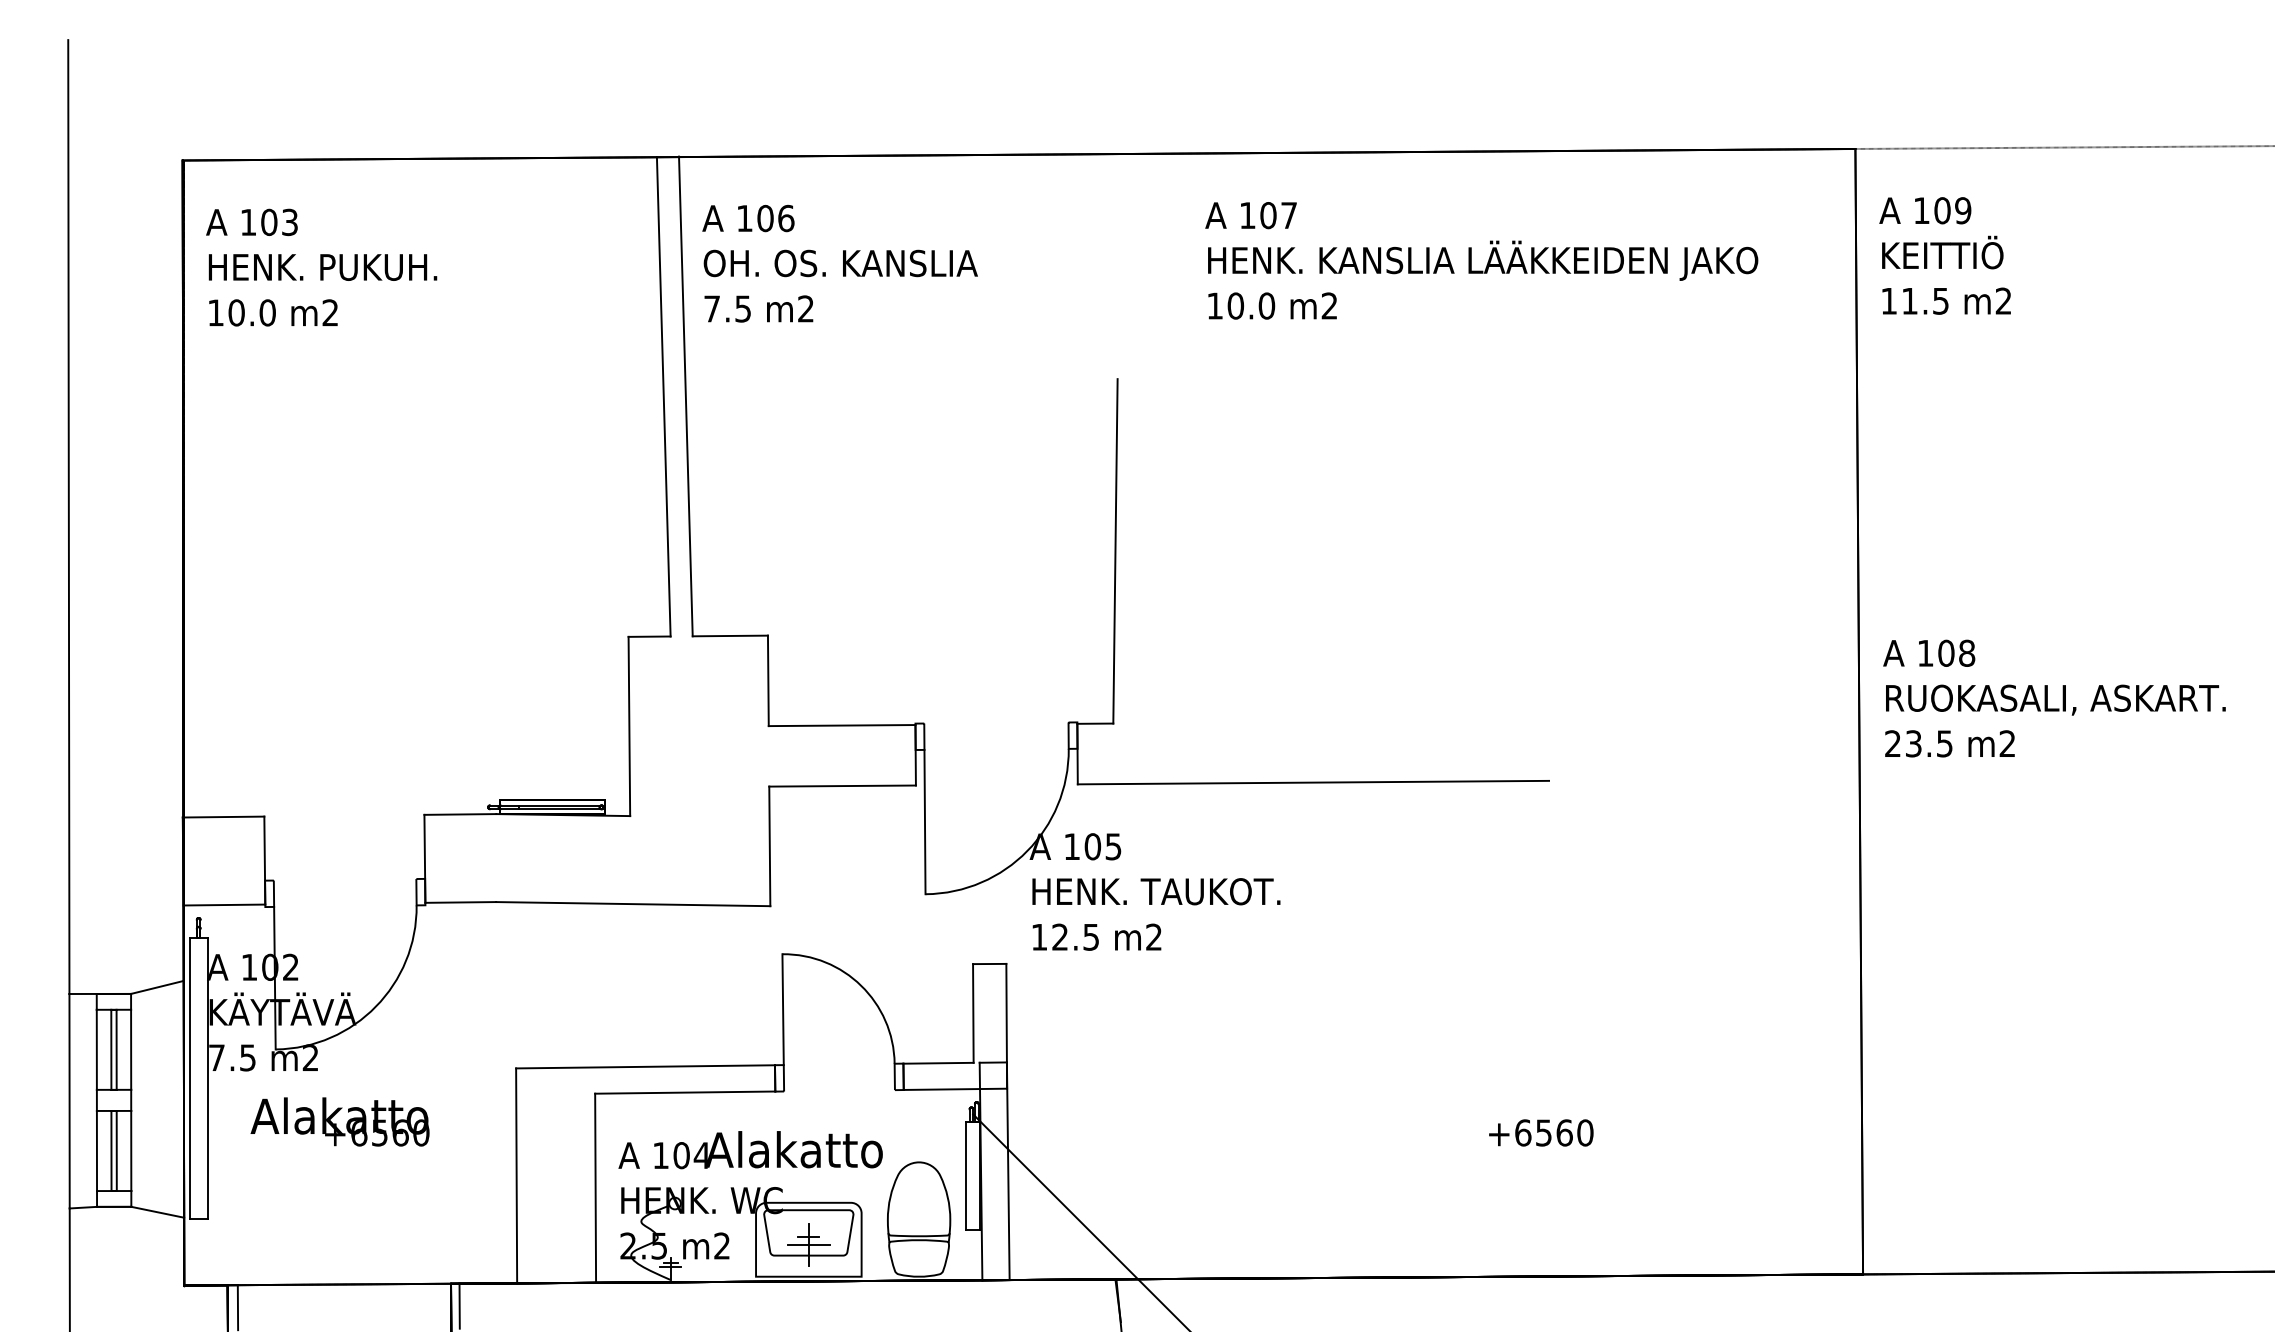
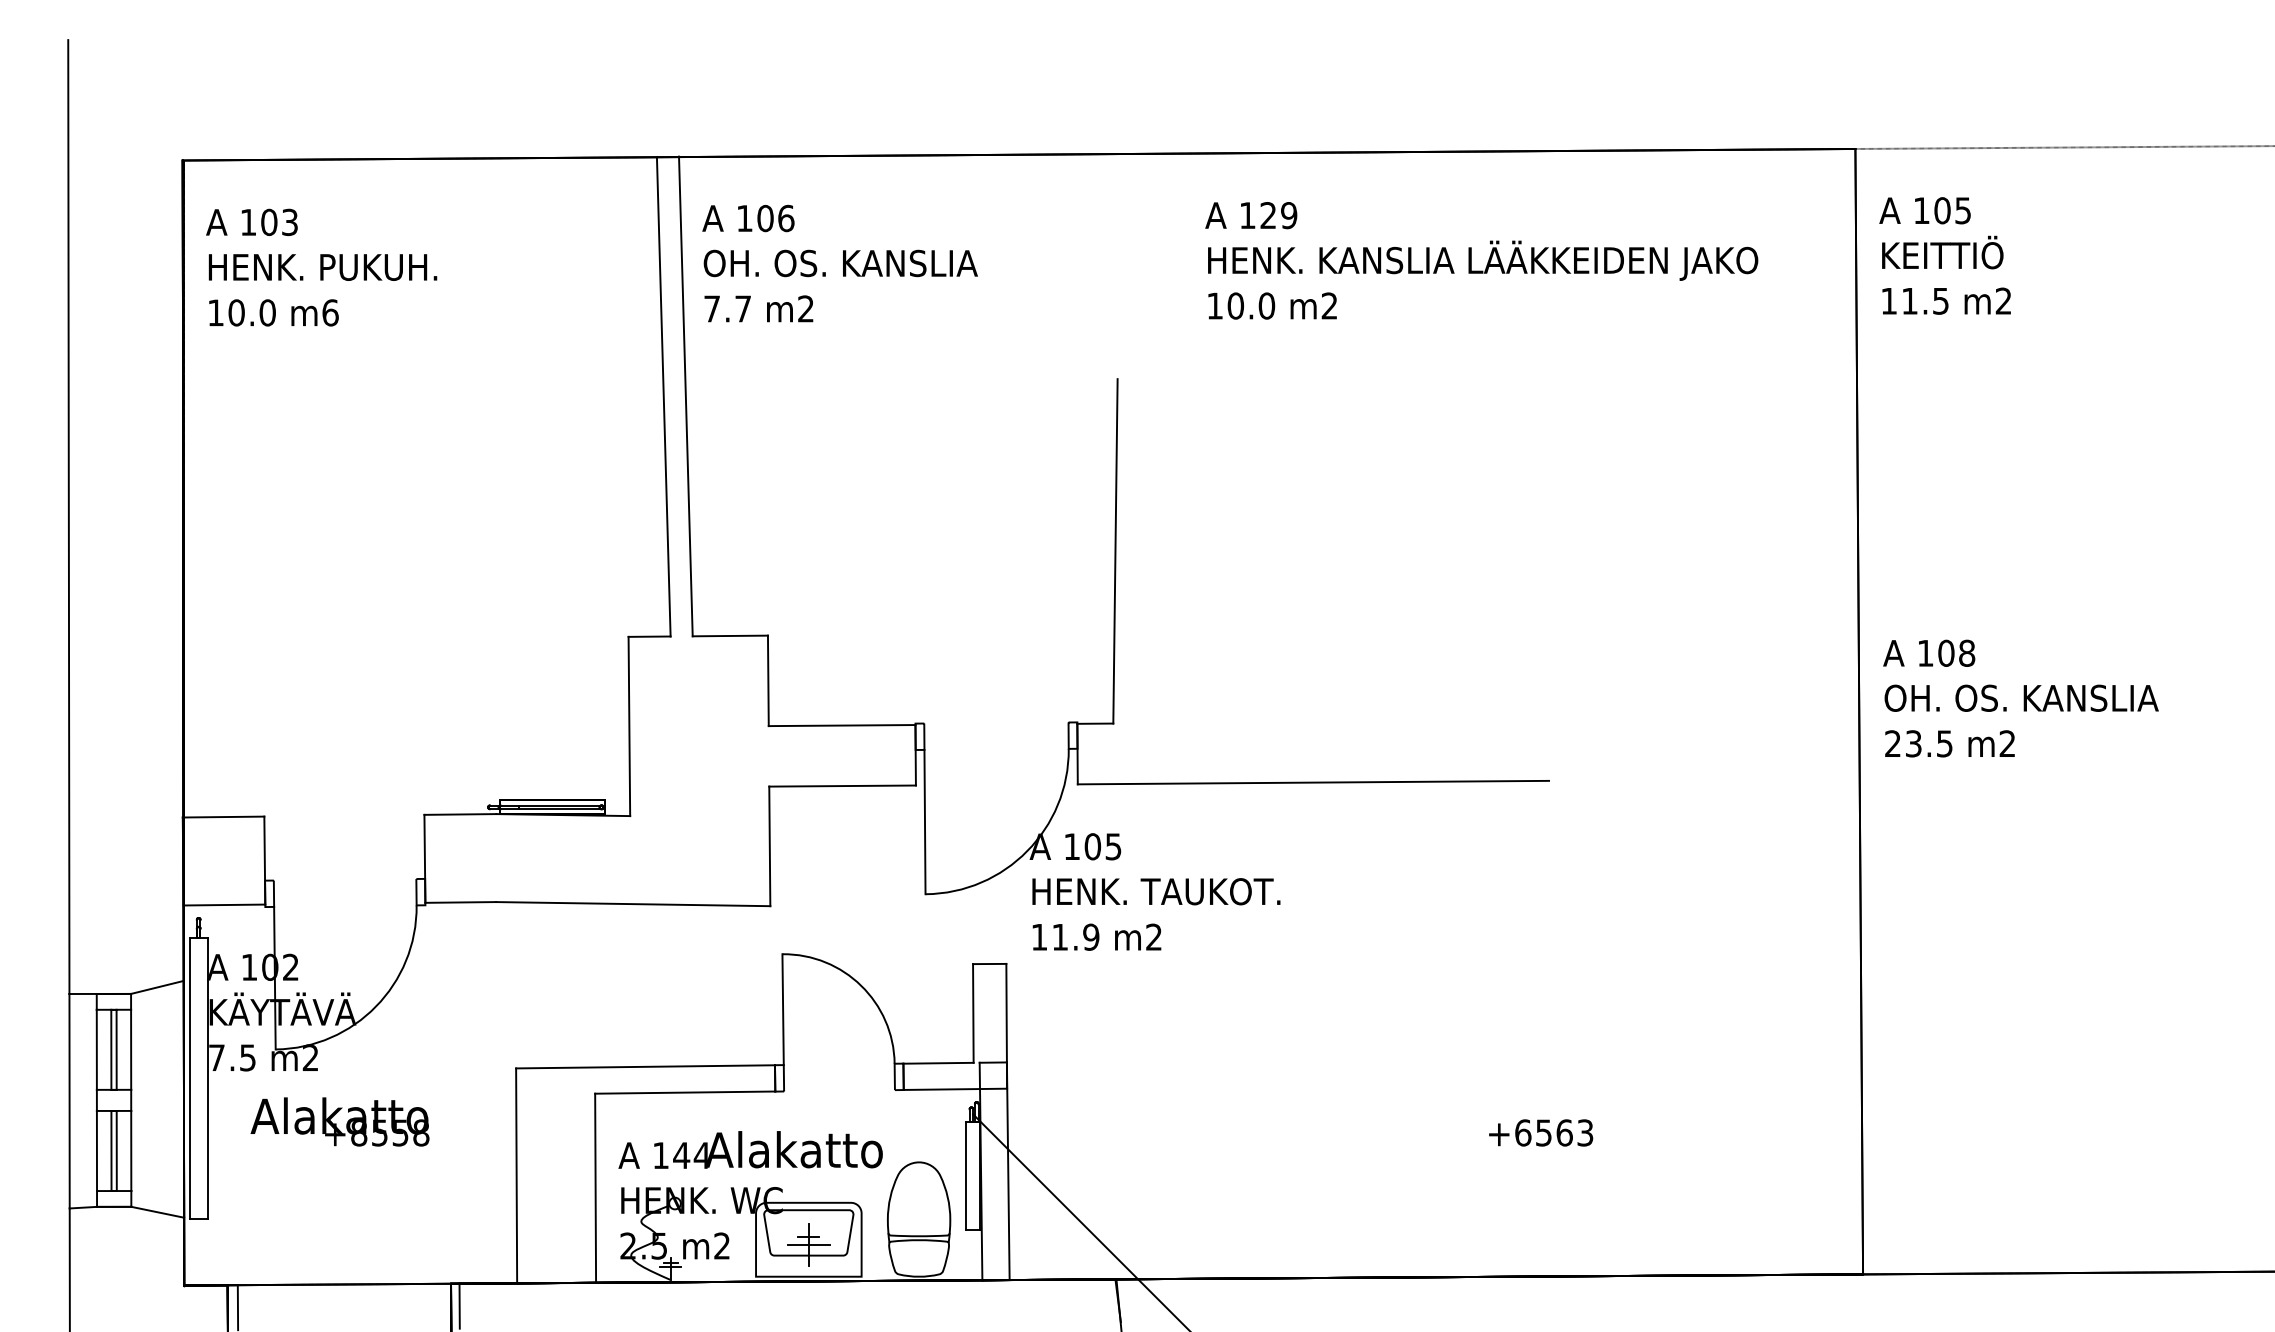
text: 109 -> 105 (1963, 210)
text: 107 -> 129 (1278, 215)
text: 7.5 -> 7.7 (742, 308)
text: m2 -> m6 (330, 312)
text: RUOKASALI, ASKART. -> OH. OS. KANSLIA (2054, 699)
text: 12.5 -> 11.9 (1075, 936)
text: +6560 -> +8558 (390, 1132)
text: +6560 -> +6563 (1585, 1132)
text: 104 -> 144 (681, 1155)
